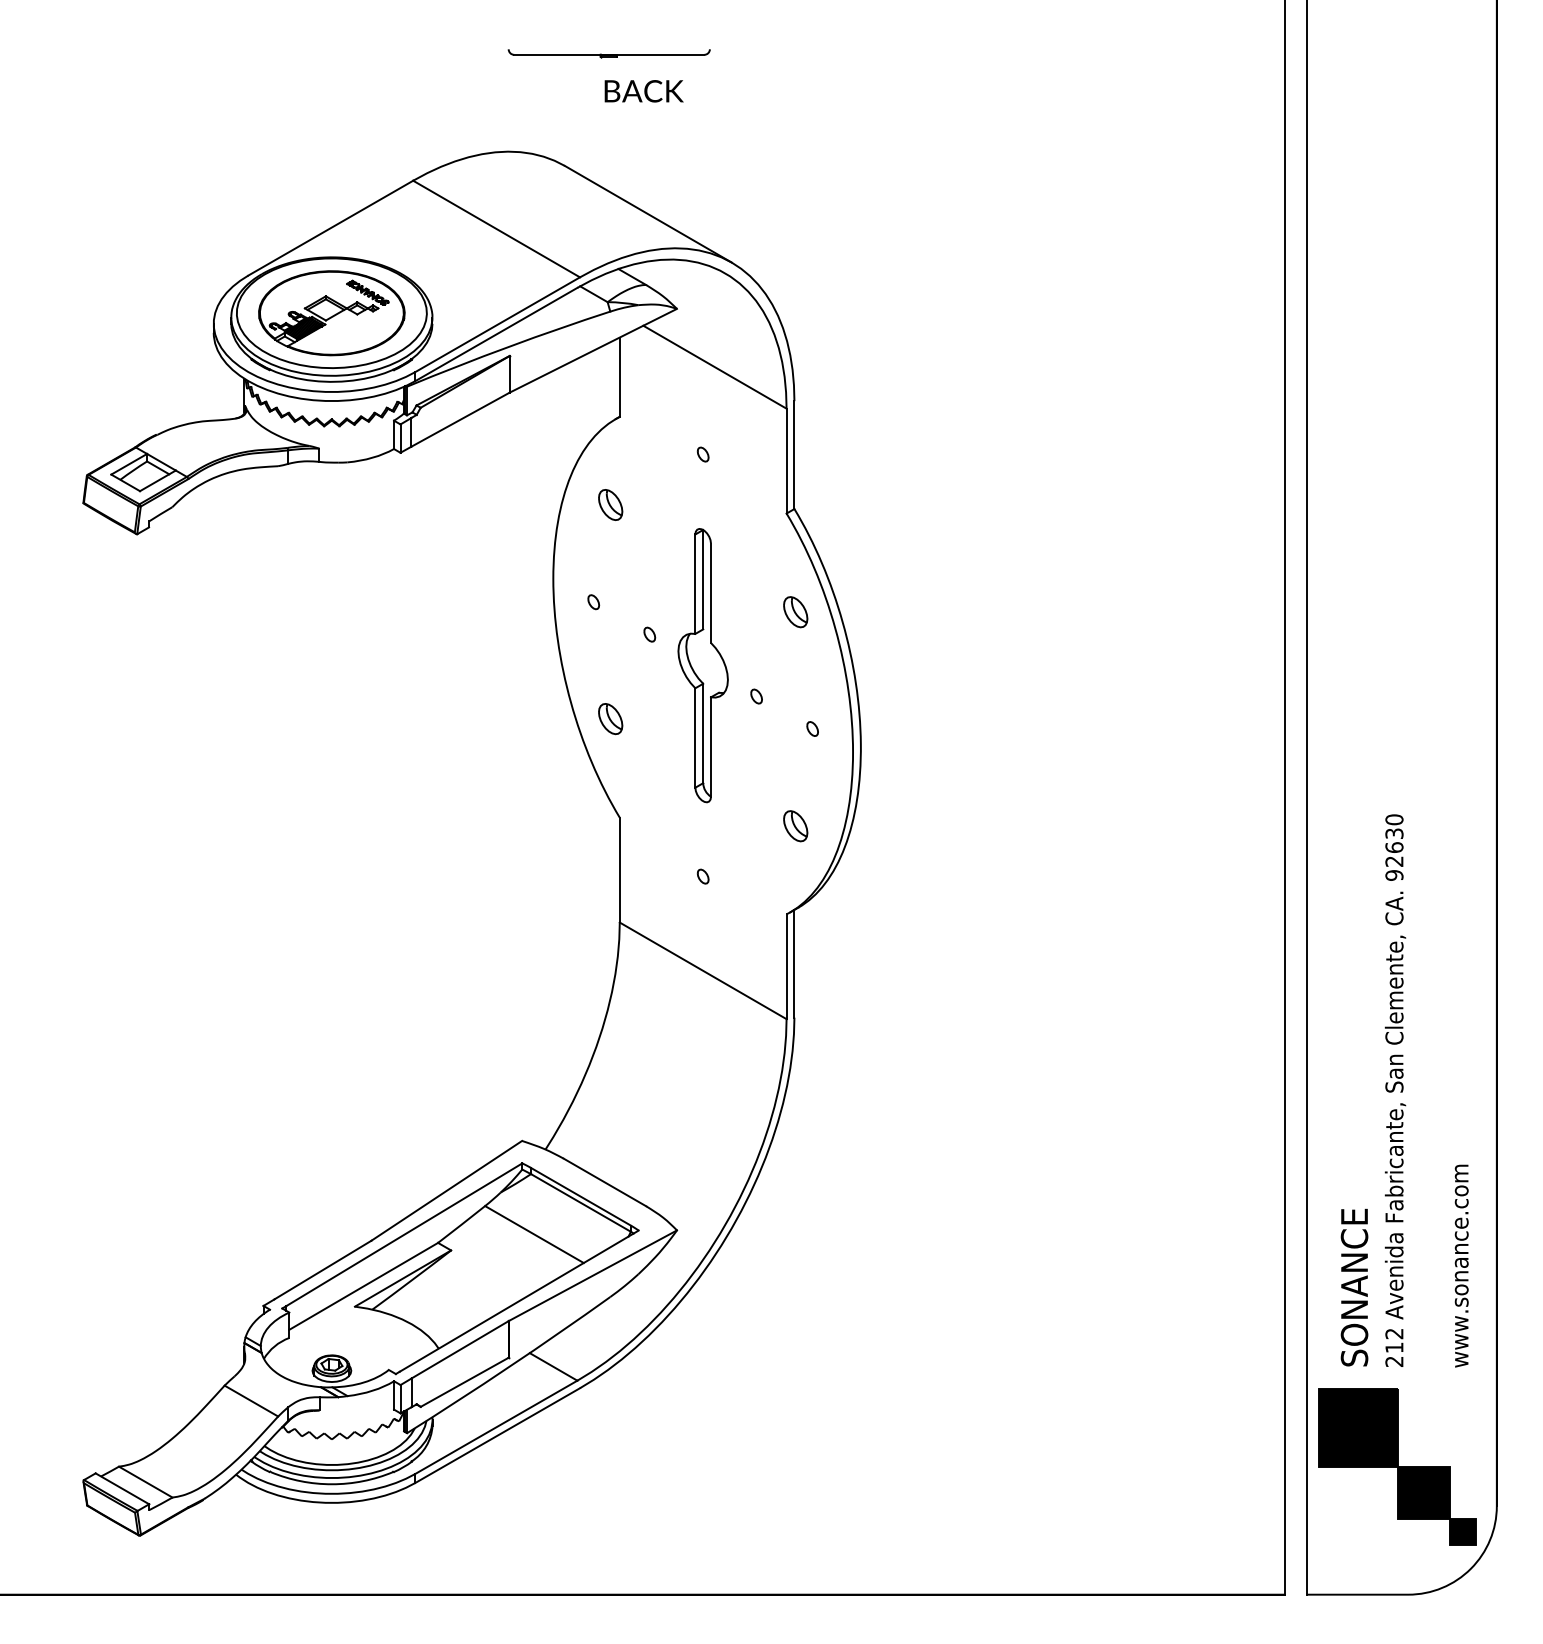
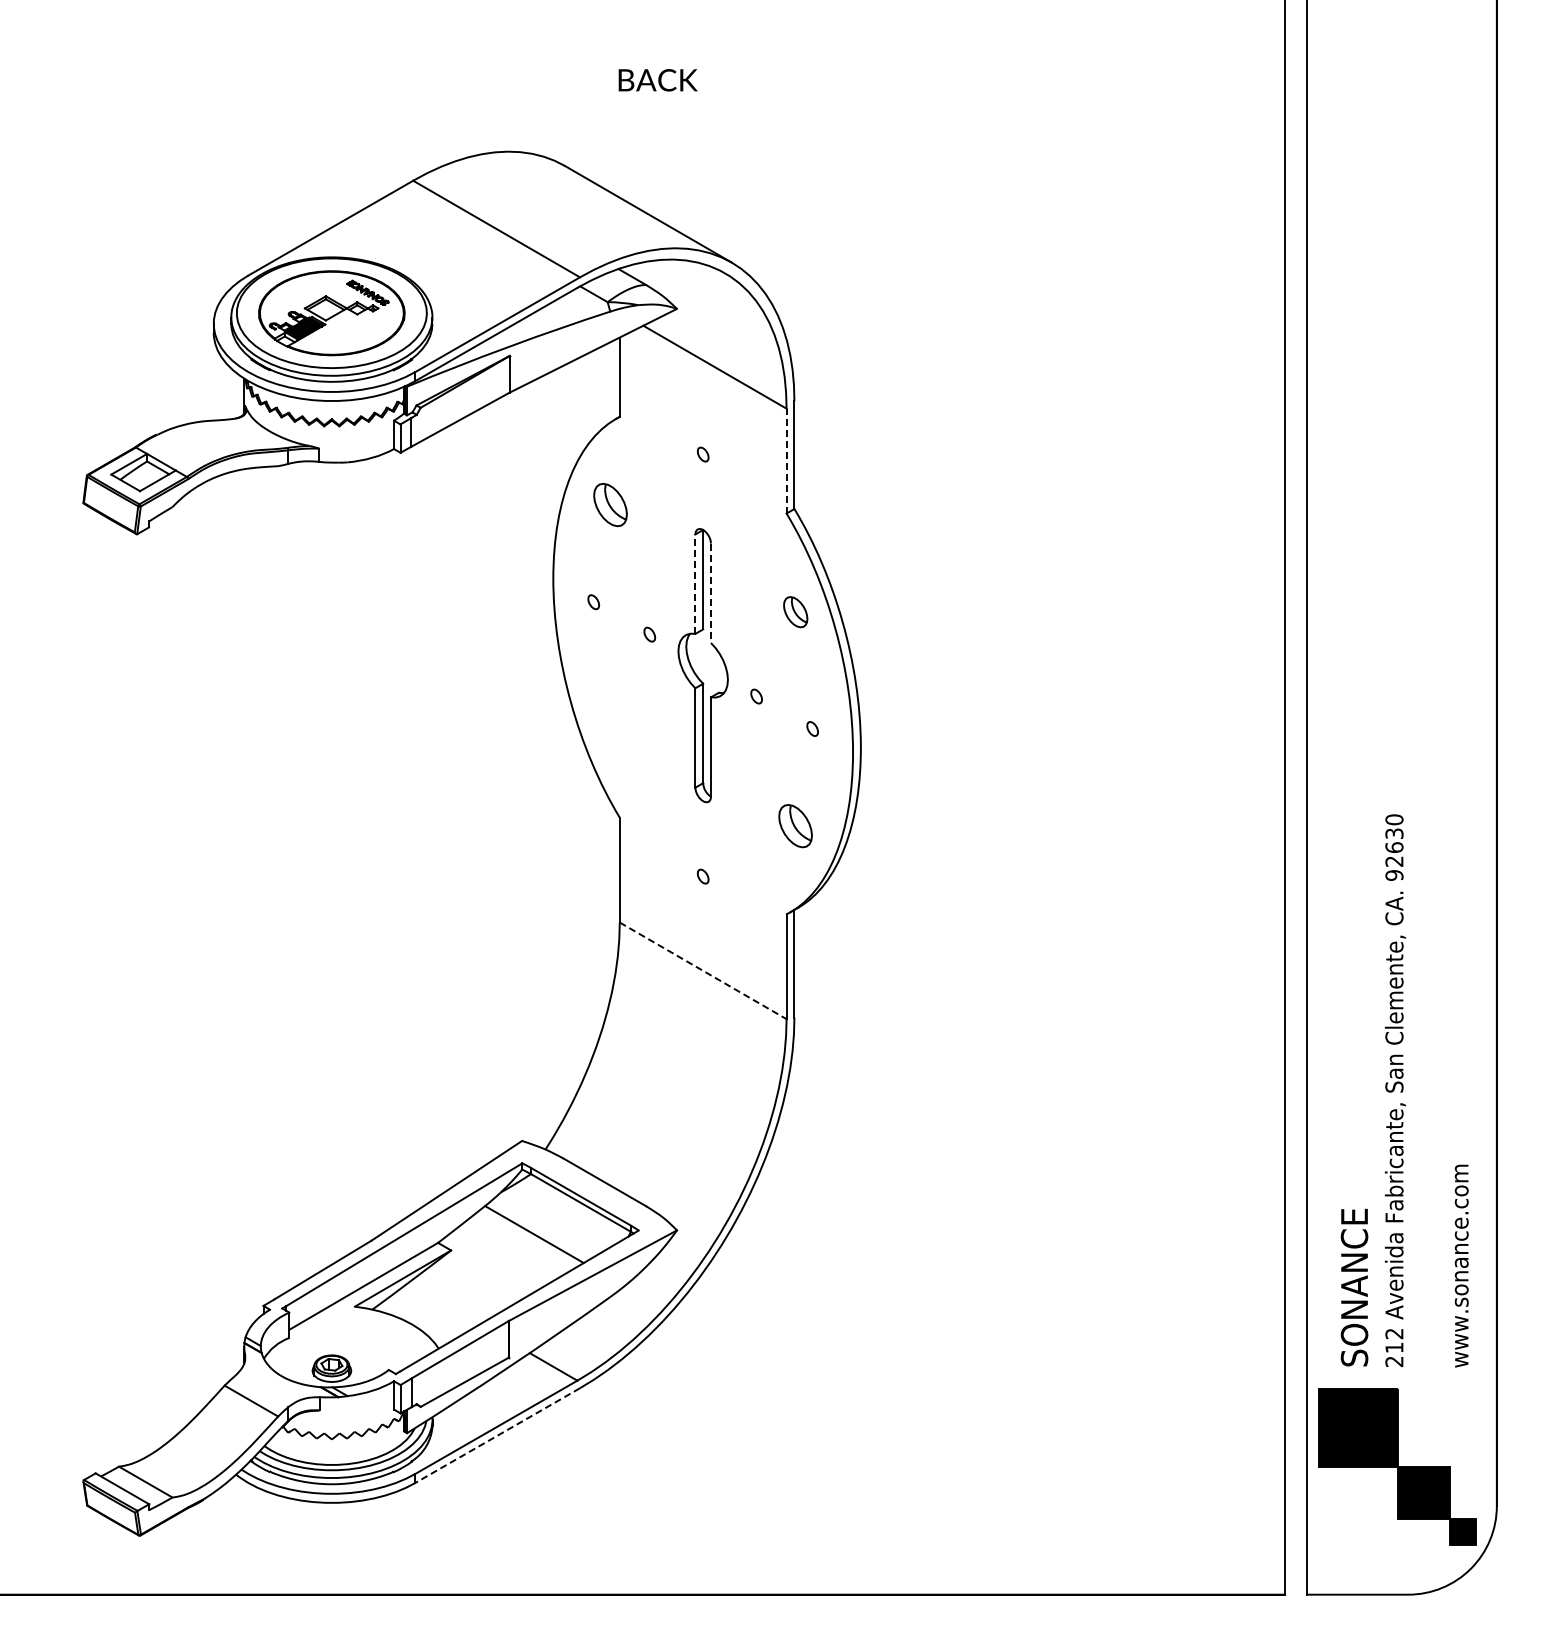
part: present -> none (608, 53)
text position: (643, 91) -> (657, 80) (657, 80)
line: solid -> dashed (786, 460)
part size: 26x32 px -> 35x46 px (610, 504)
line: solid -> dashed (695, 584)
line: solid -> dashed (711, 593)
part: present -> none (610, 719)
part size: 26x33 px -> 35x45 px (795, 826)
line: solid -> dashed (703, 971)
line: solid -> dashed (497, 1435)
